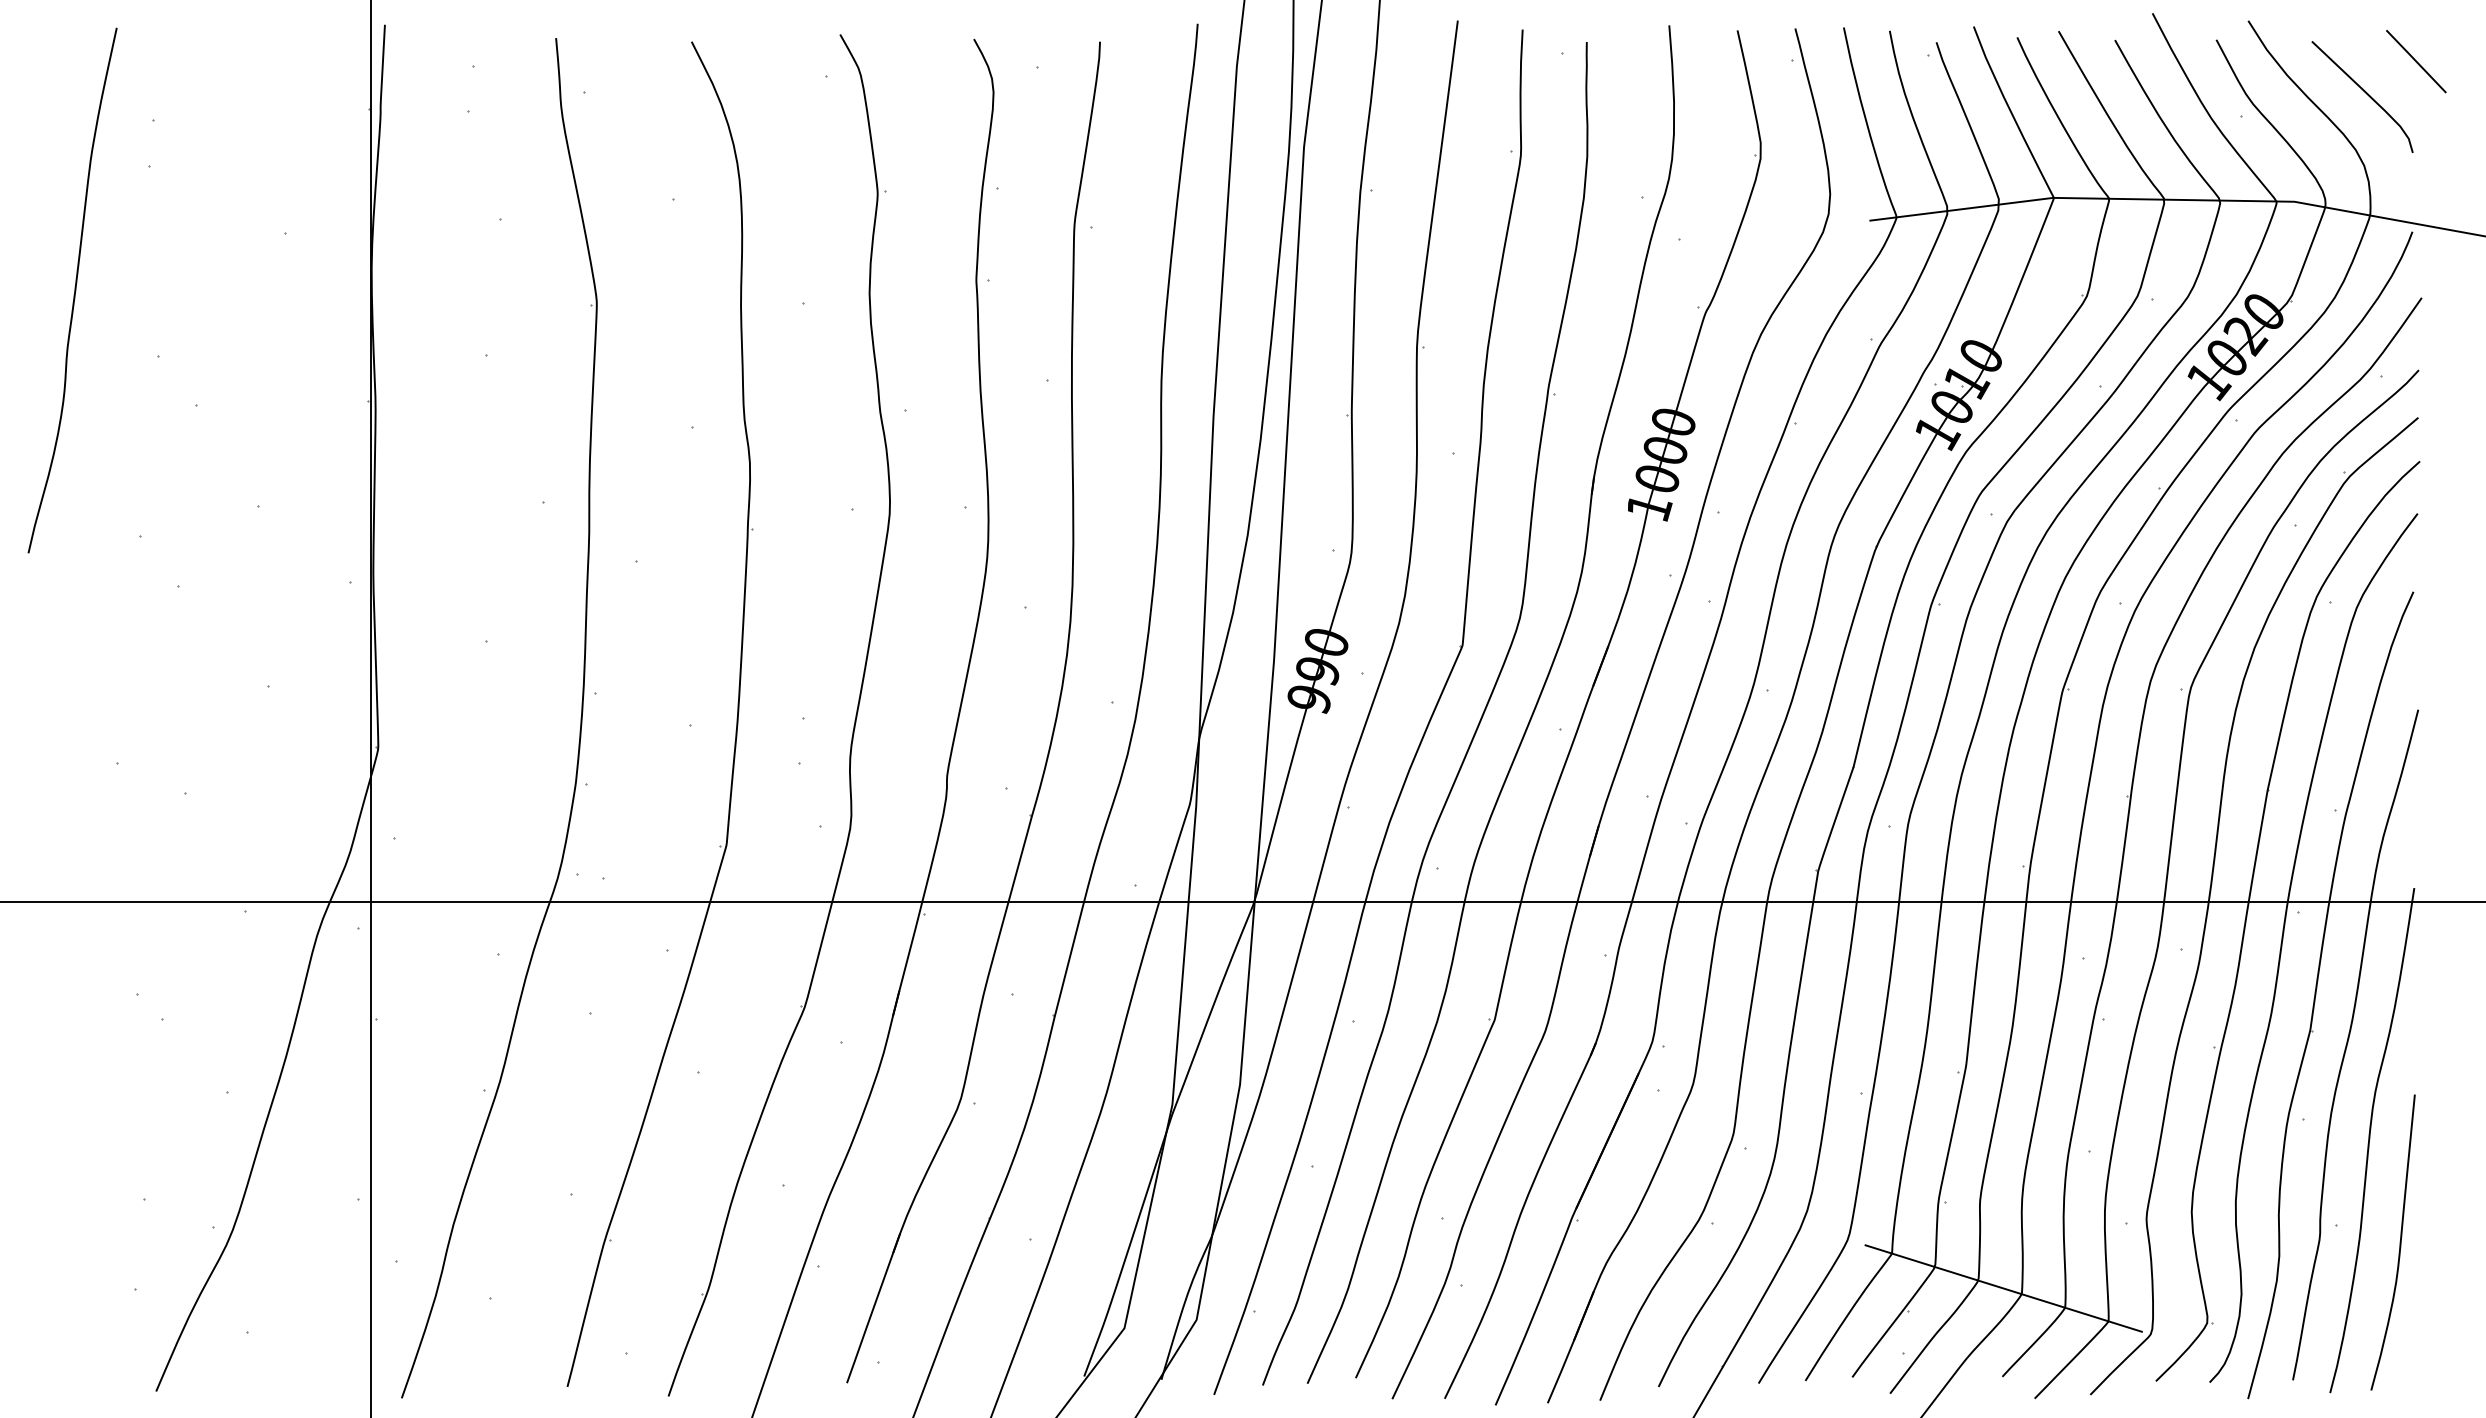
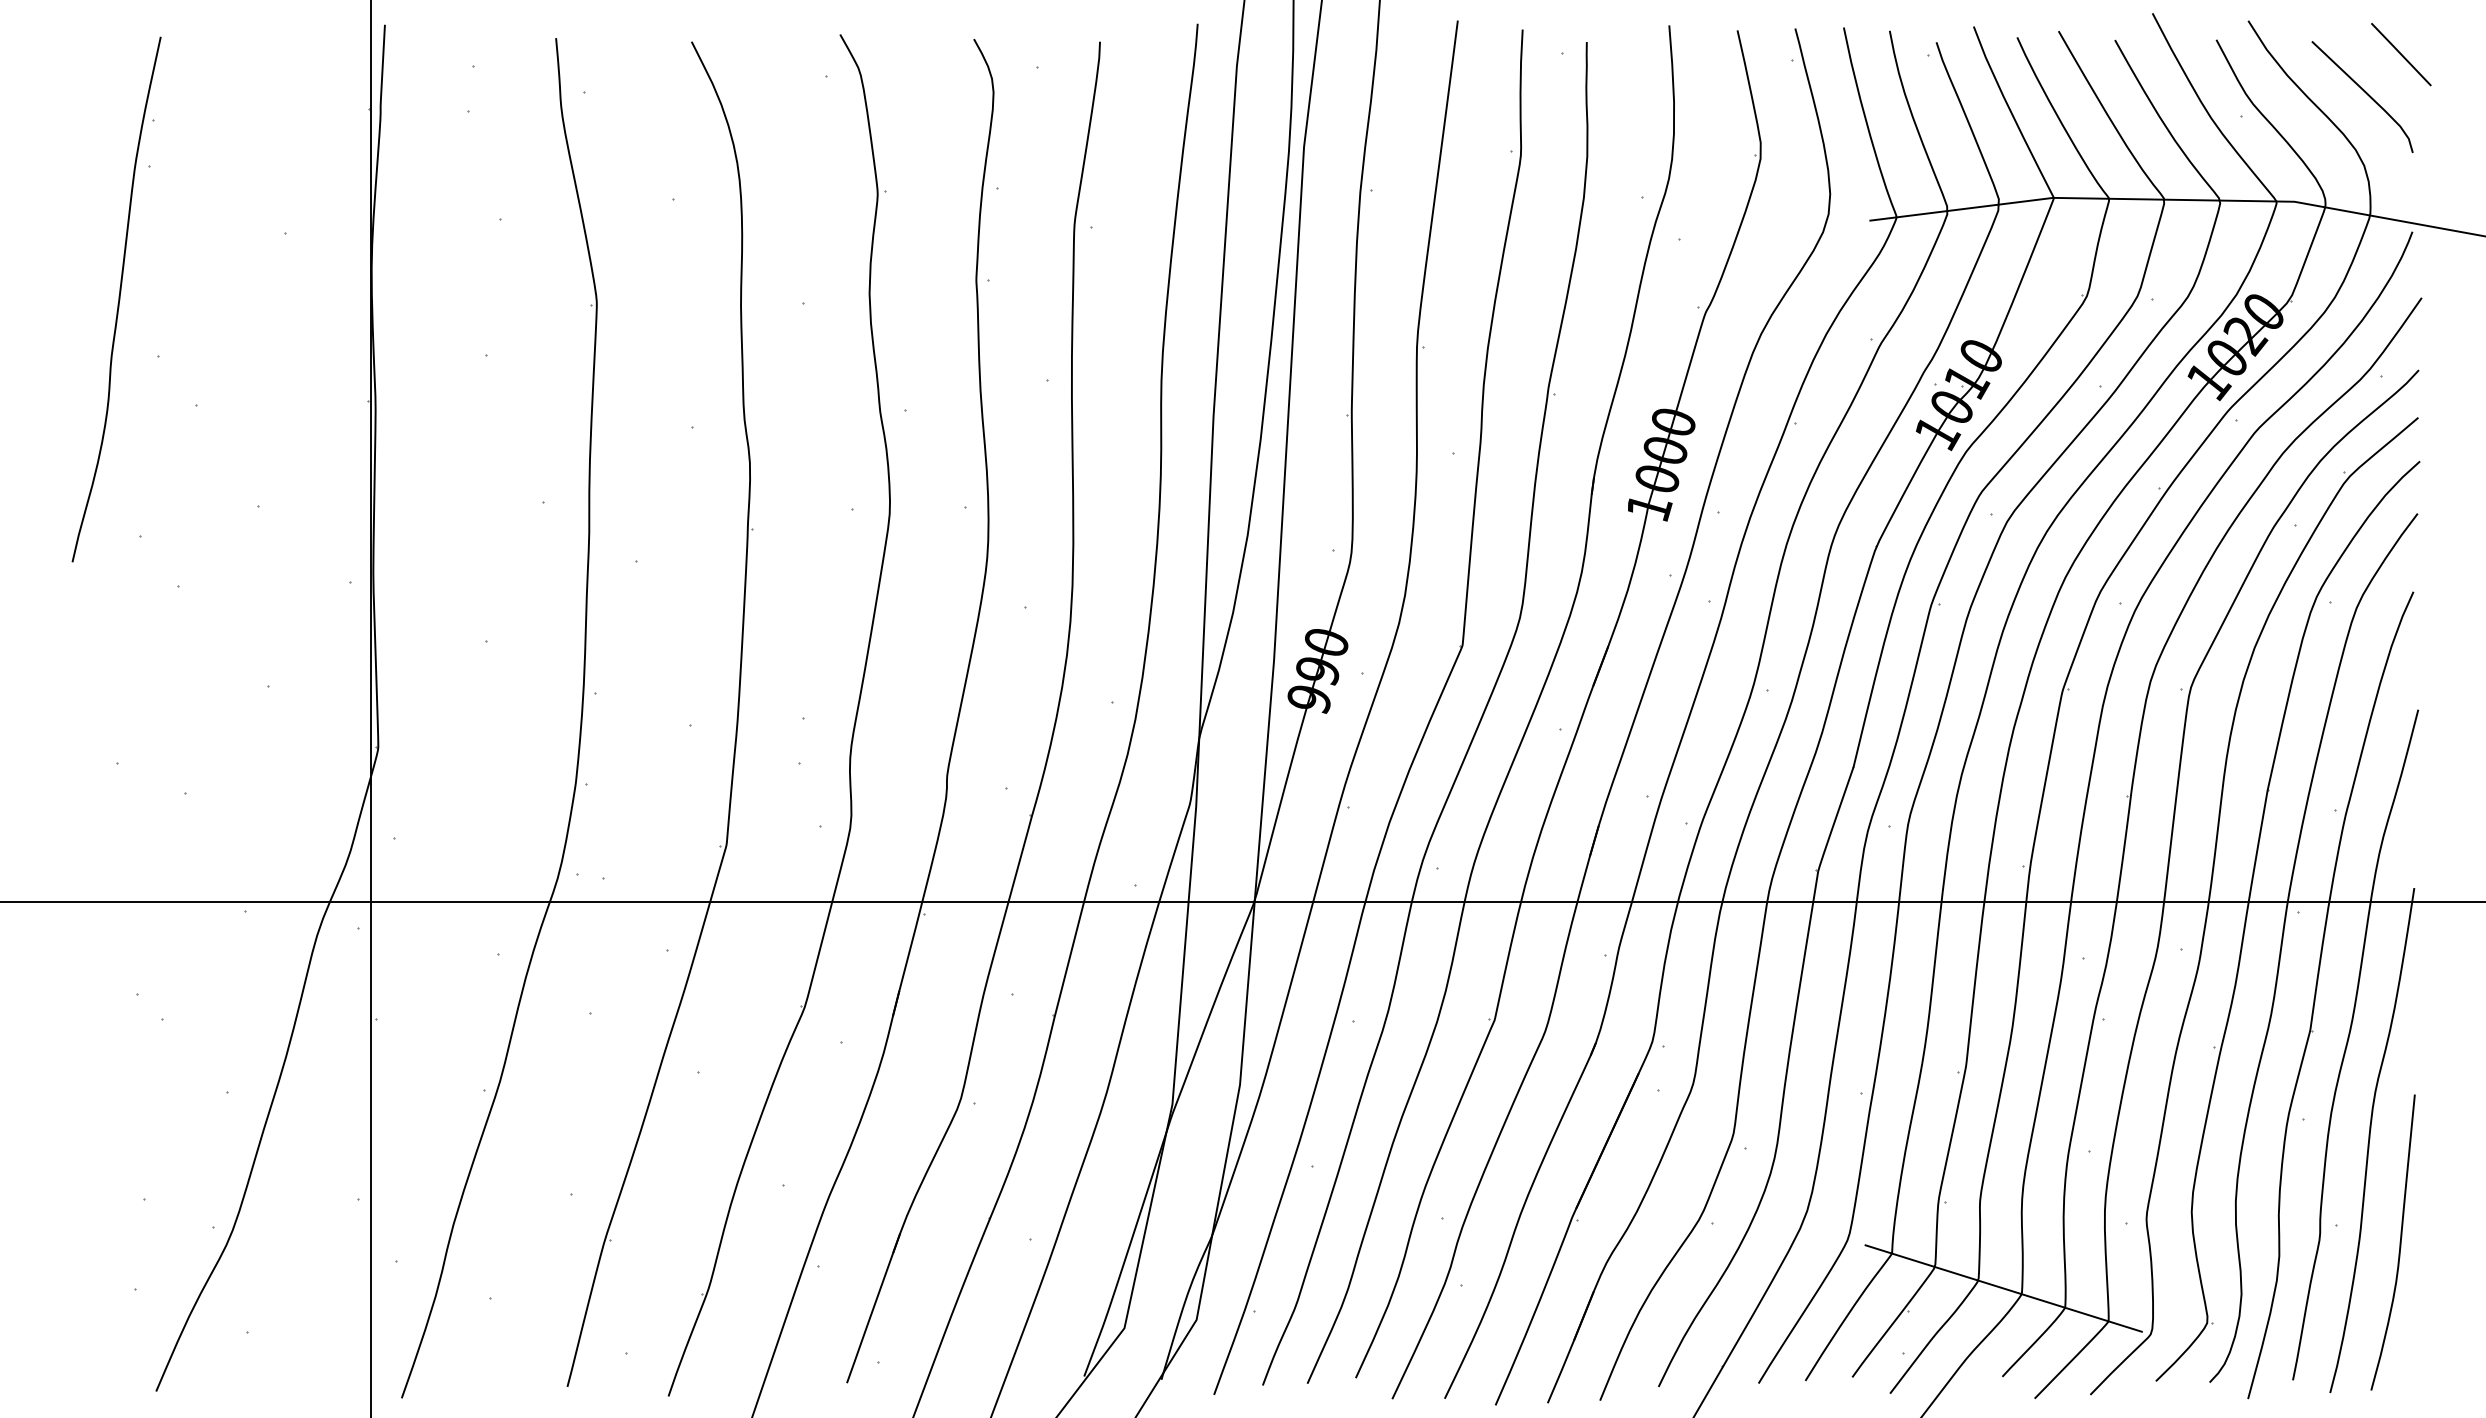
line position: (2416, 61) -> (2401, 54) (2401, 54)
curve position: (74, 290) -> (118, 299) (118, 299)
